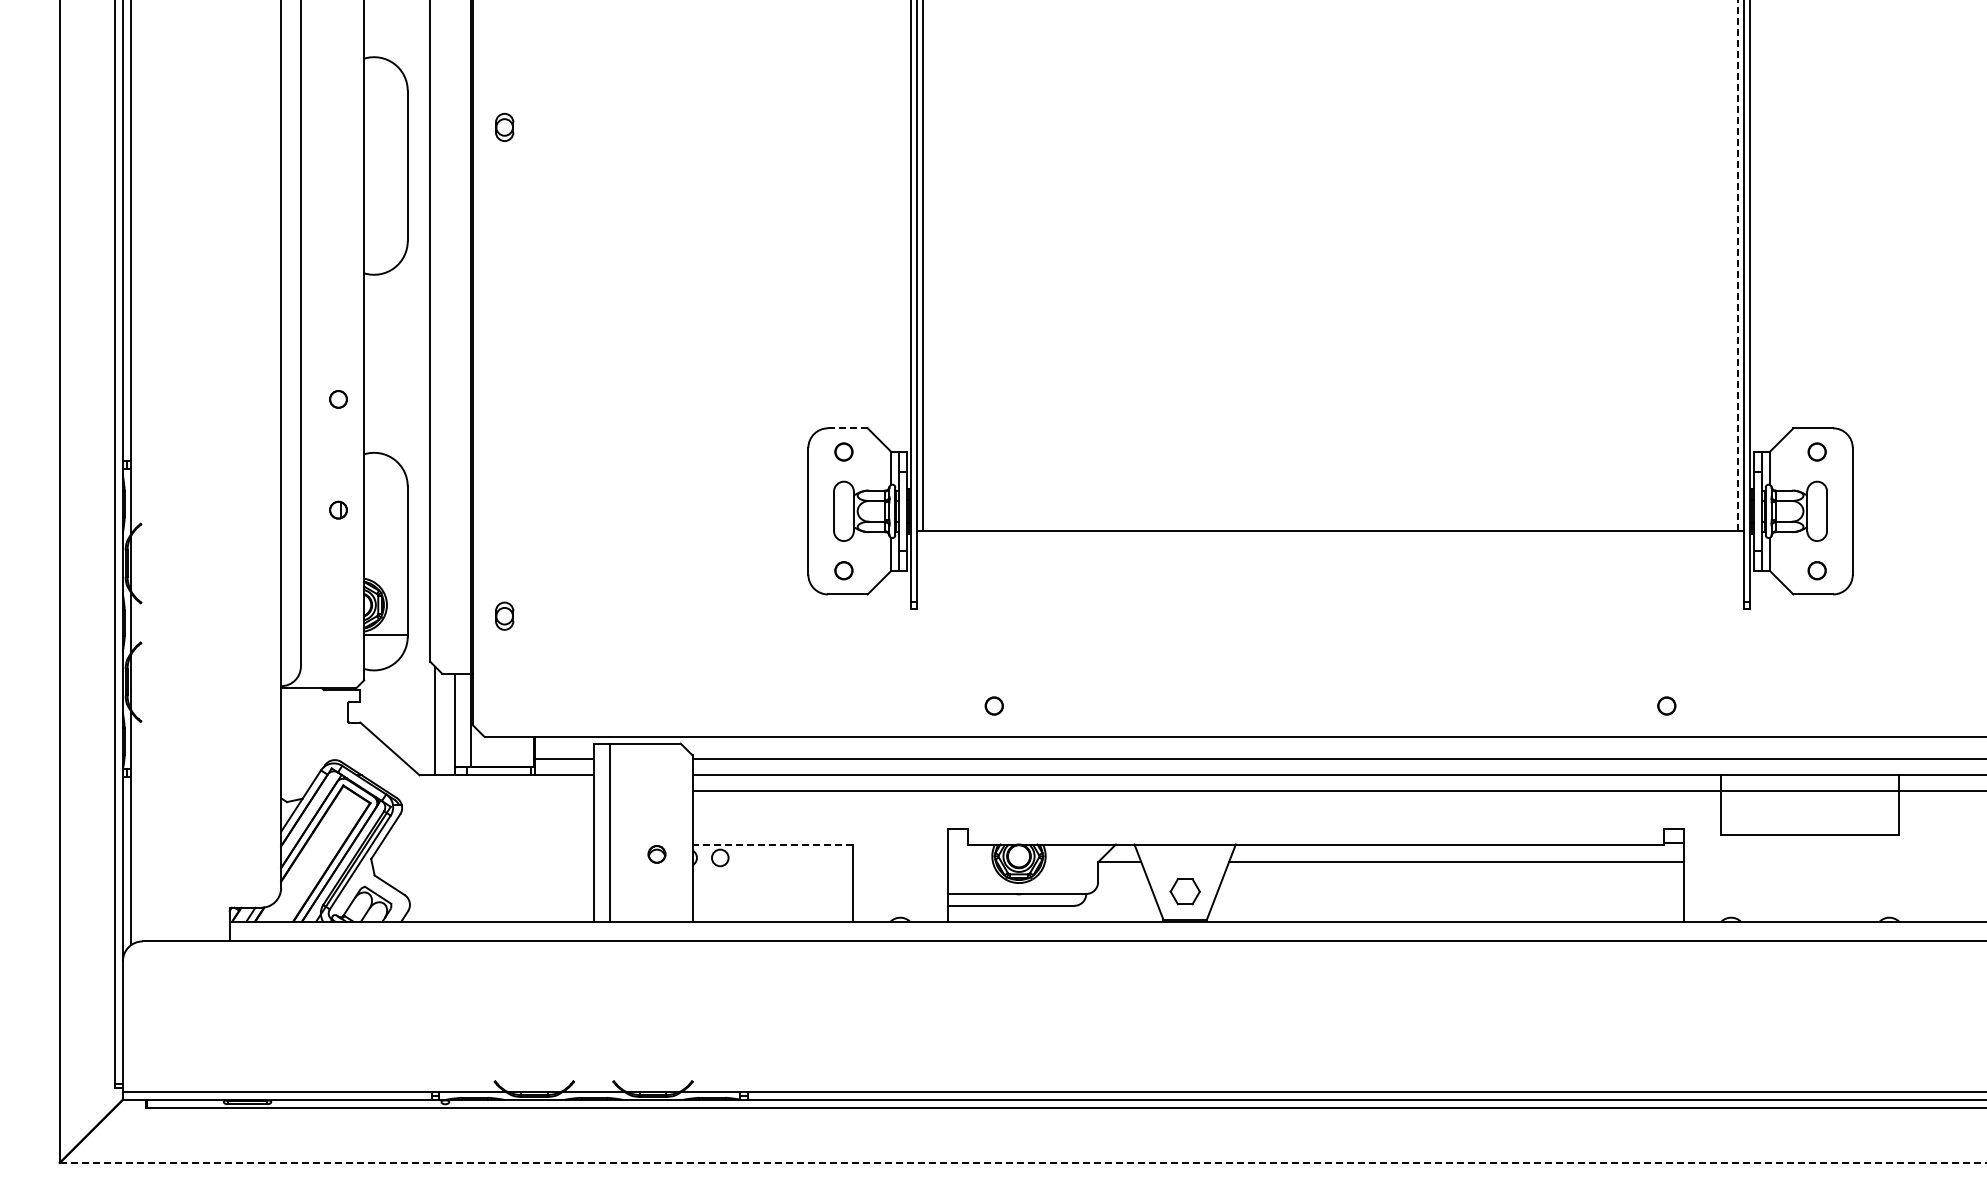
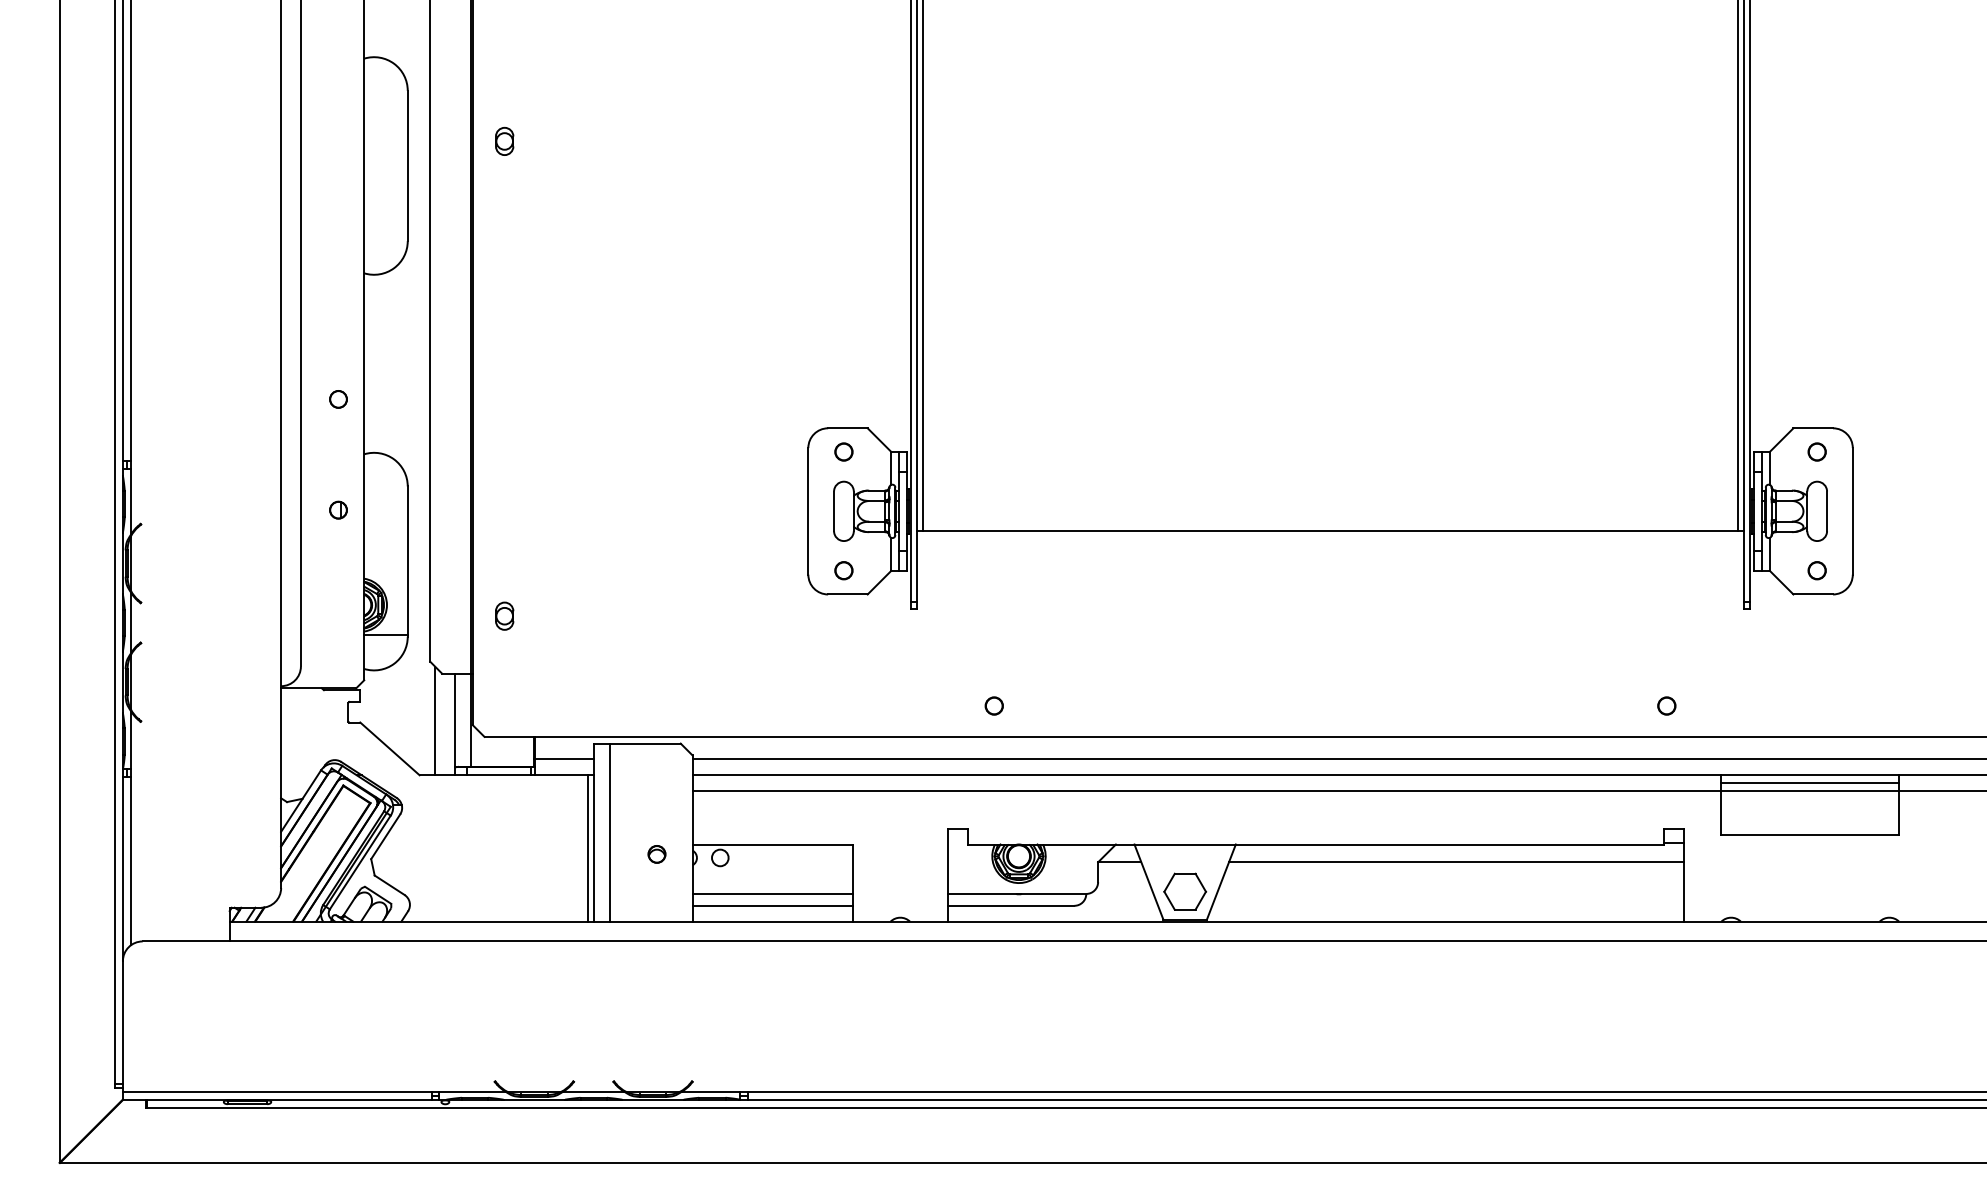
part position: (504, 126) -> (504, 140) (504, 140)
line: dashed -> solid (1738, 265)
line: dashed -> solid (847, 428)
line: none -> present (1810, 783)
line: dashed -> solid (772, 844)
line: none -> present (587, 848)
part size: 32x28 px -> 45x39 px (1185, 891)
line: none -> present (772, 893)
line: none -> present (772, 905)
line: dashed -> solid (1023, 1162)
